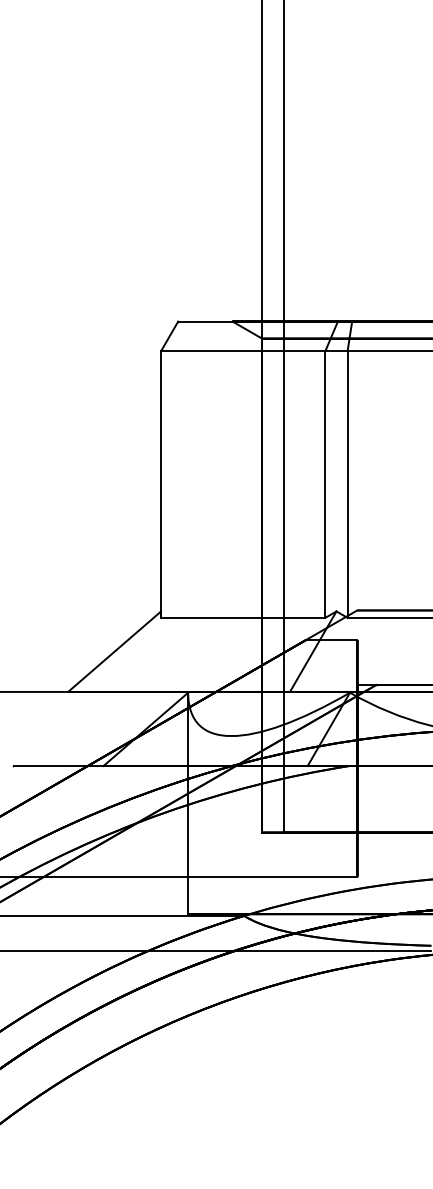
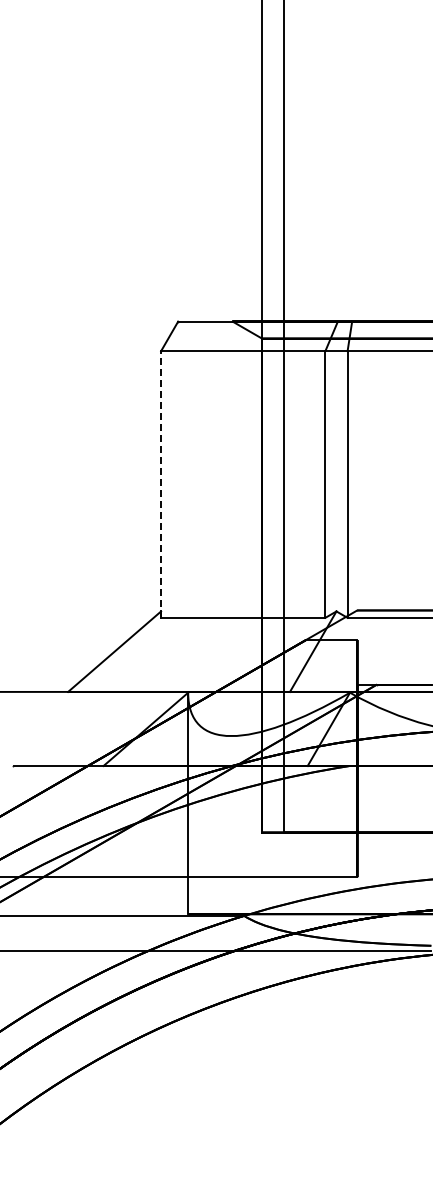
line: solid -> dashed (161, 484)
